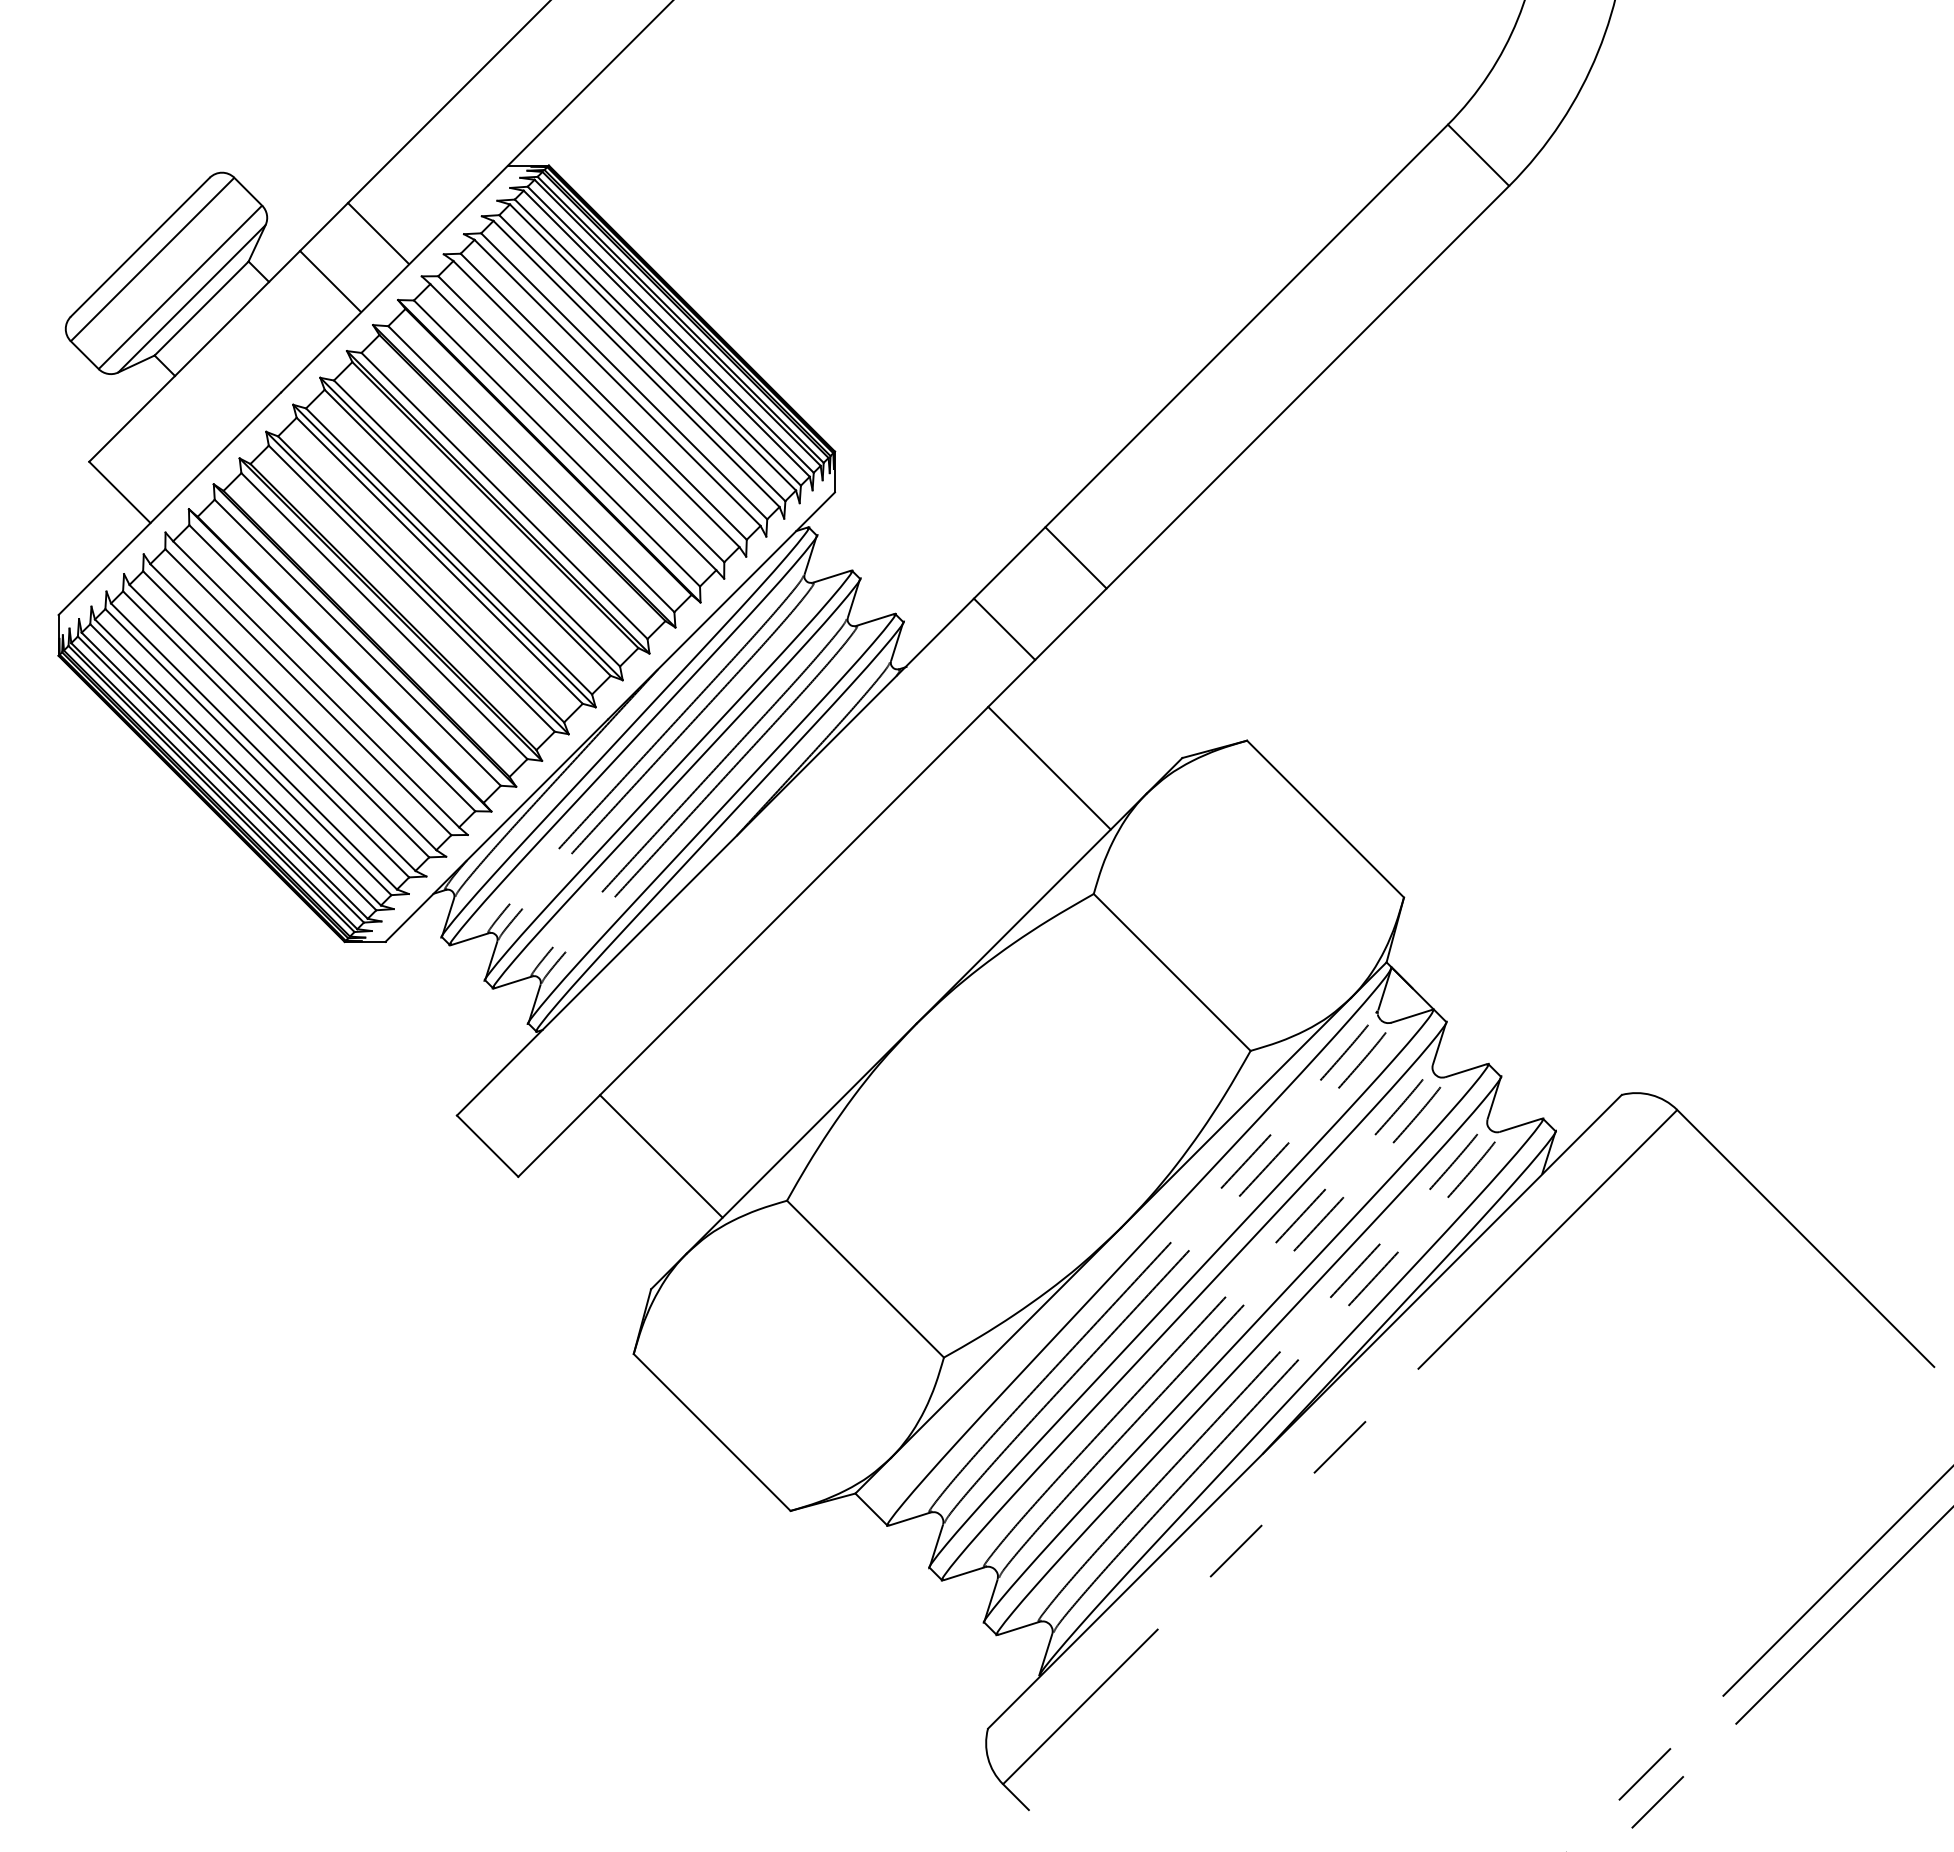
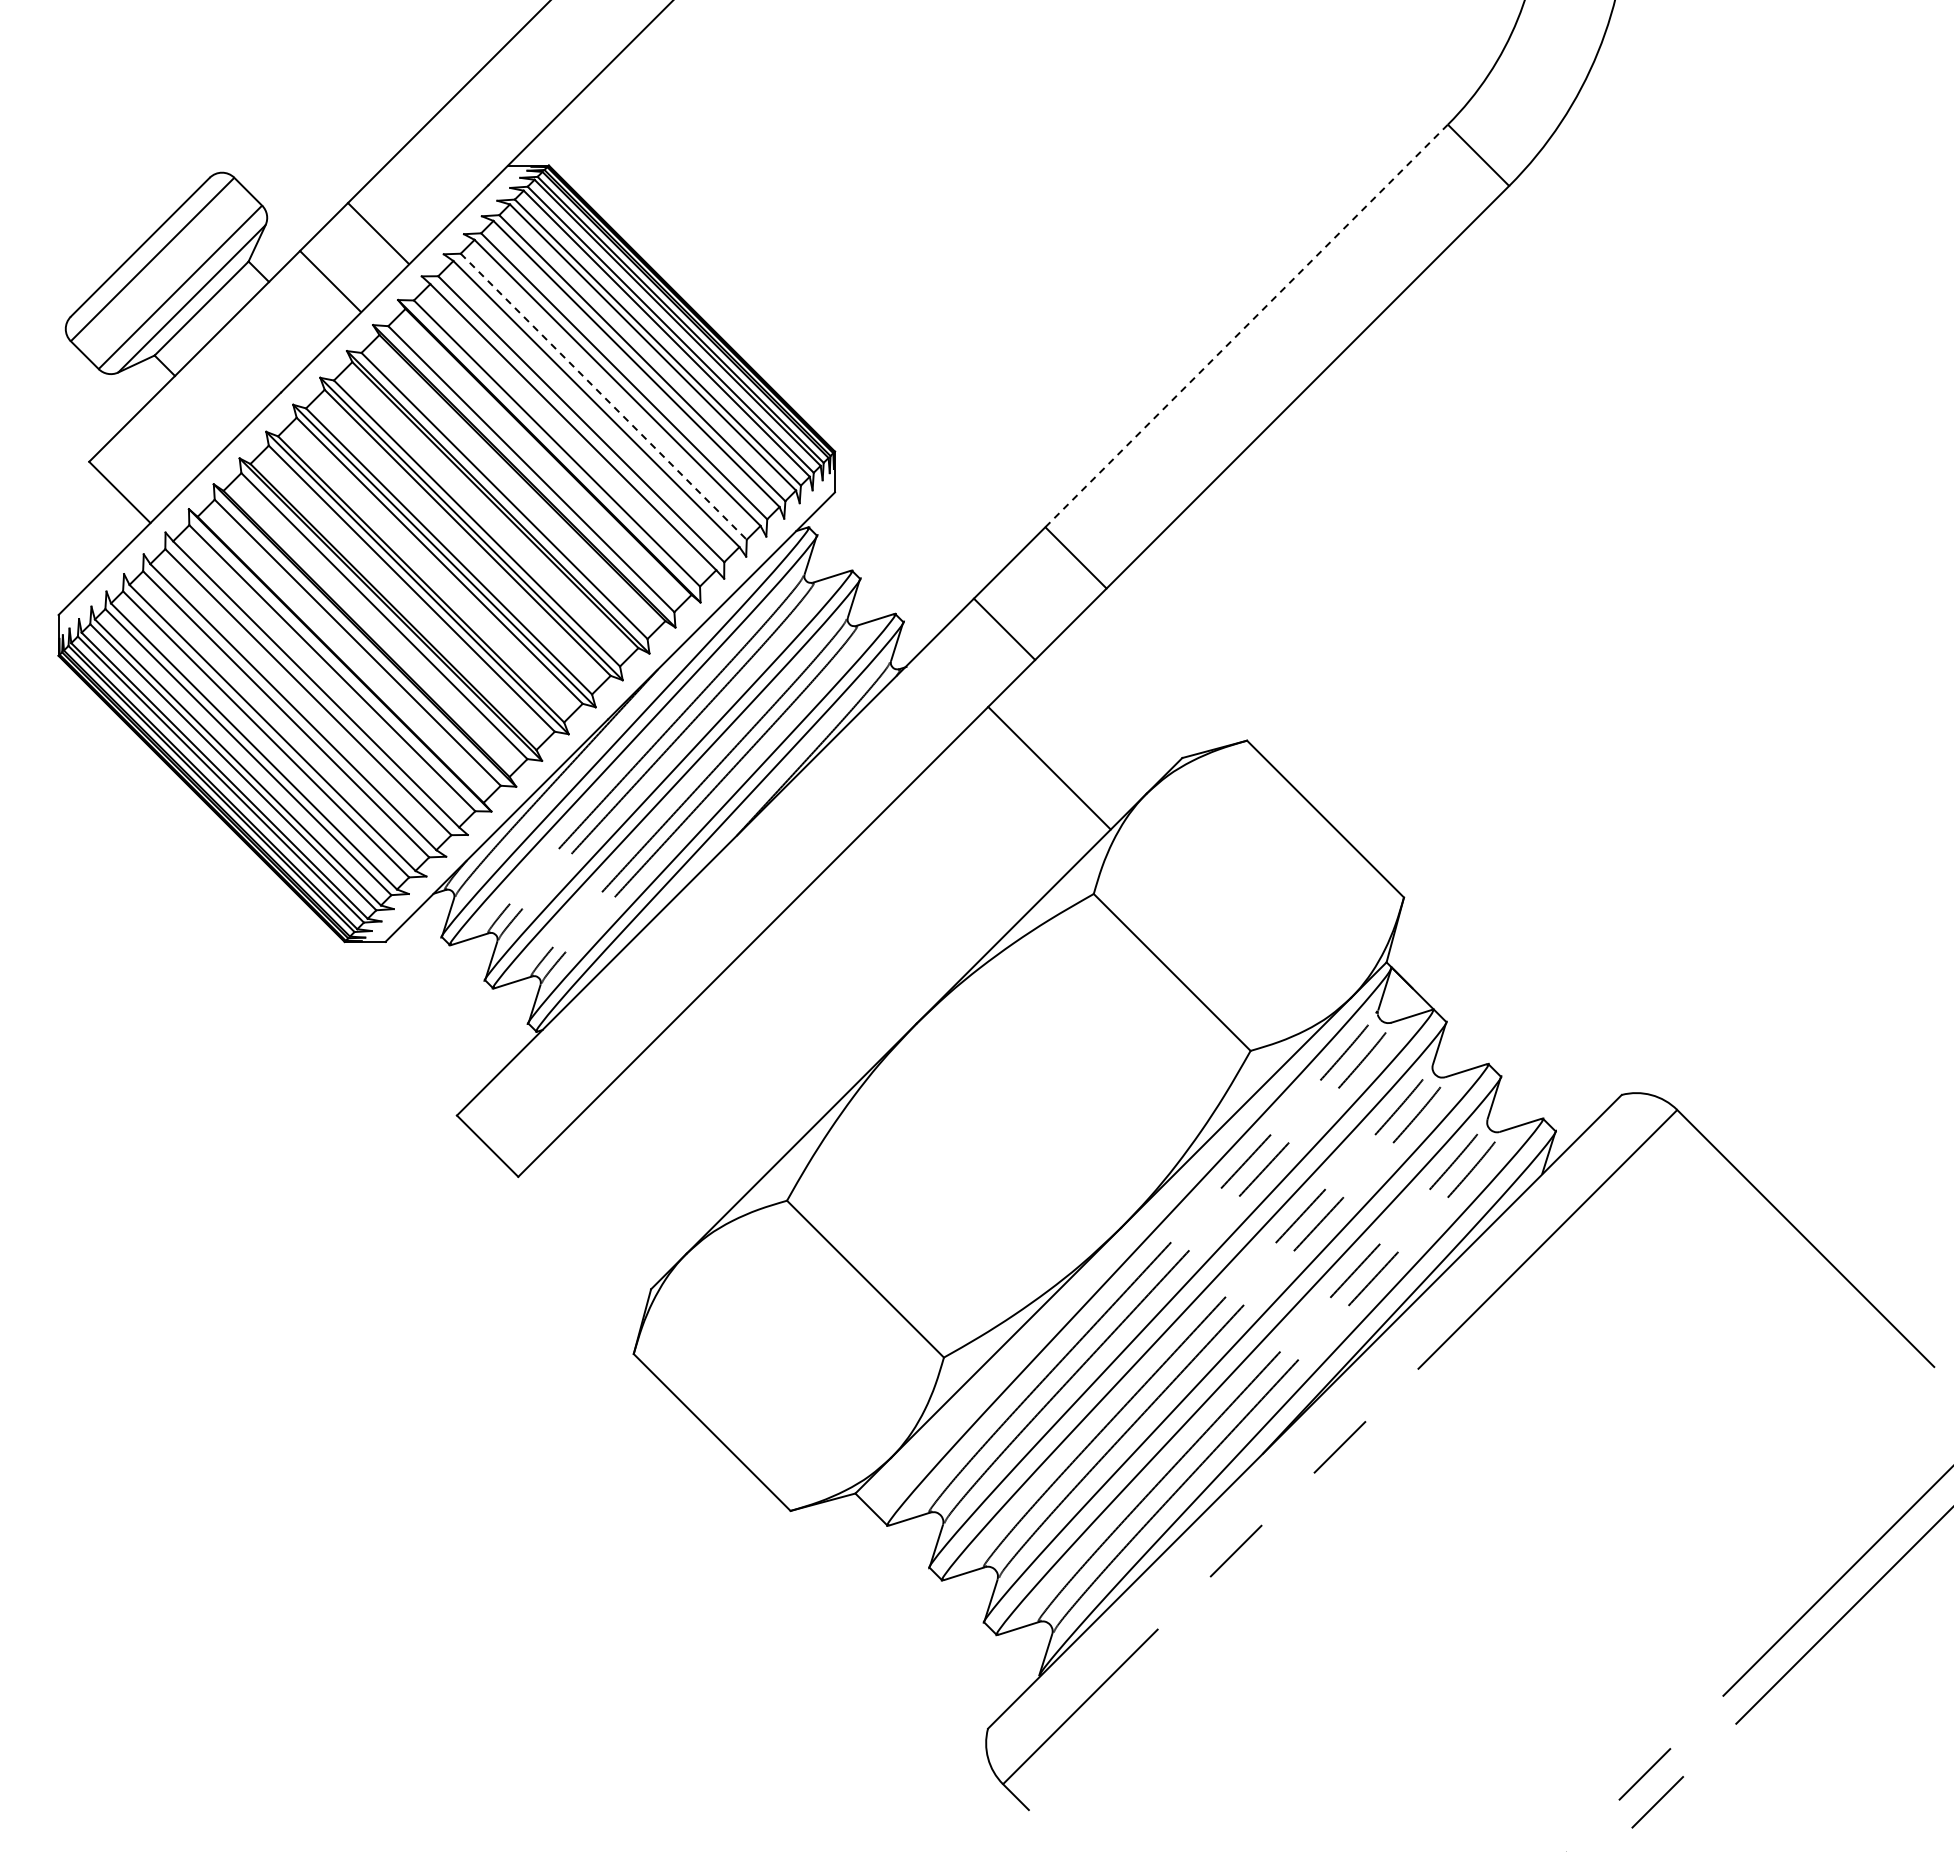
line: solid -> dashed (1246, 325)
line: solid -> dashed (604, 397)
line: present -> none (661, 1156)
